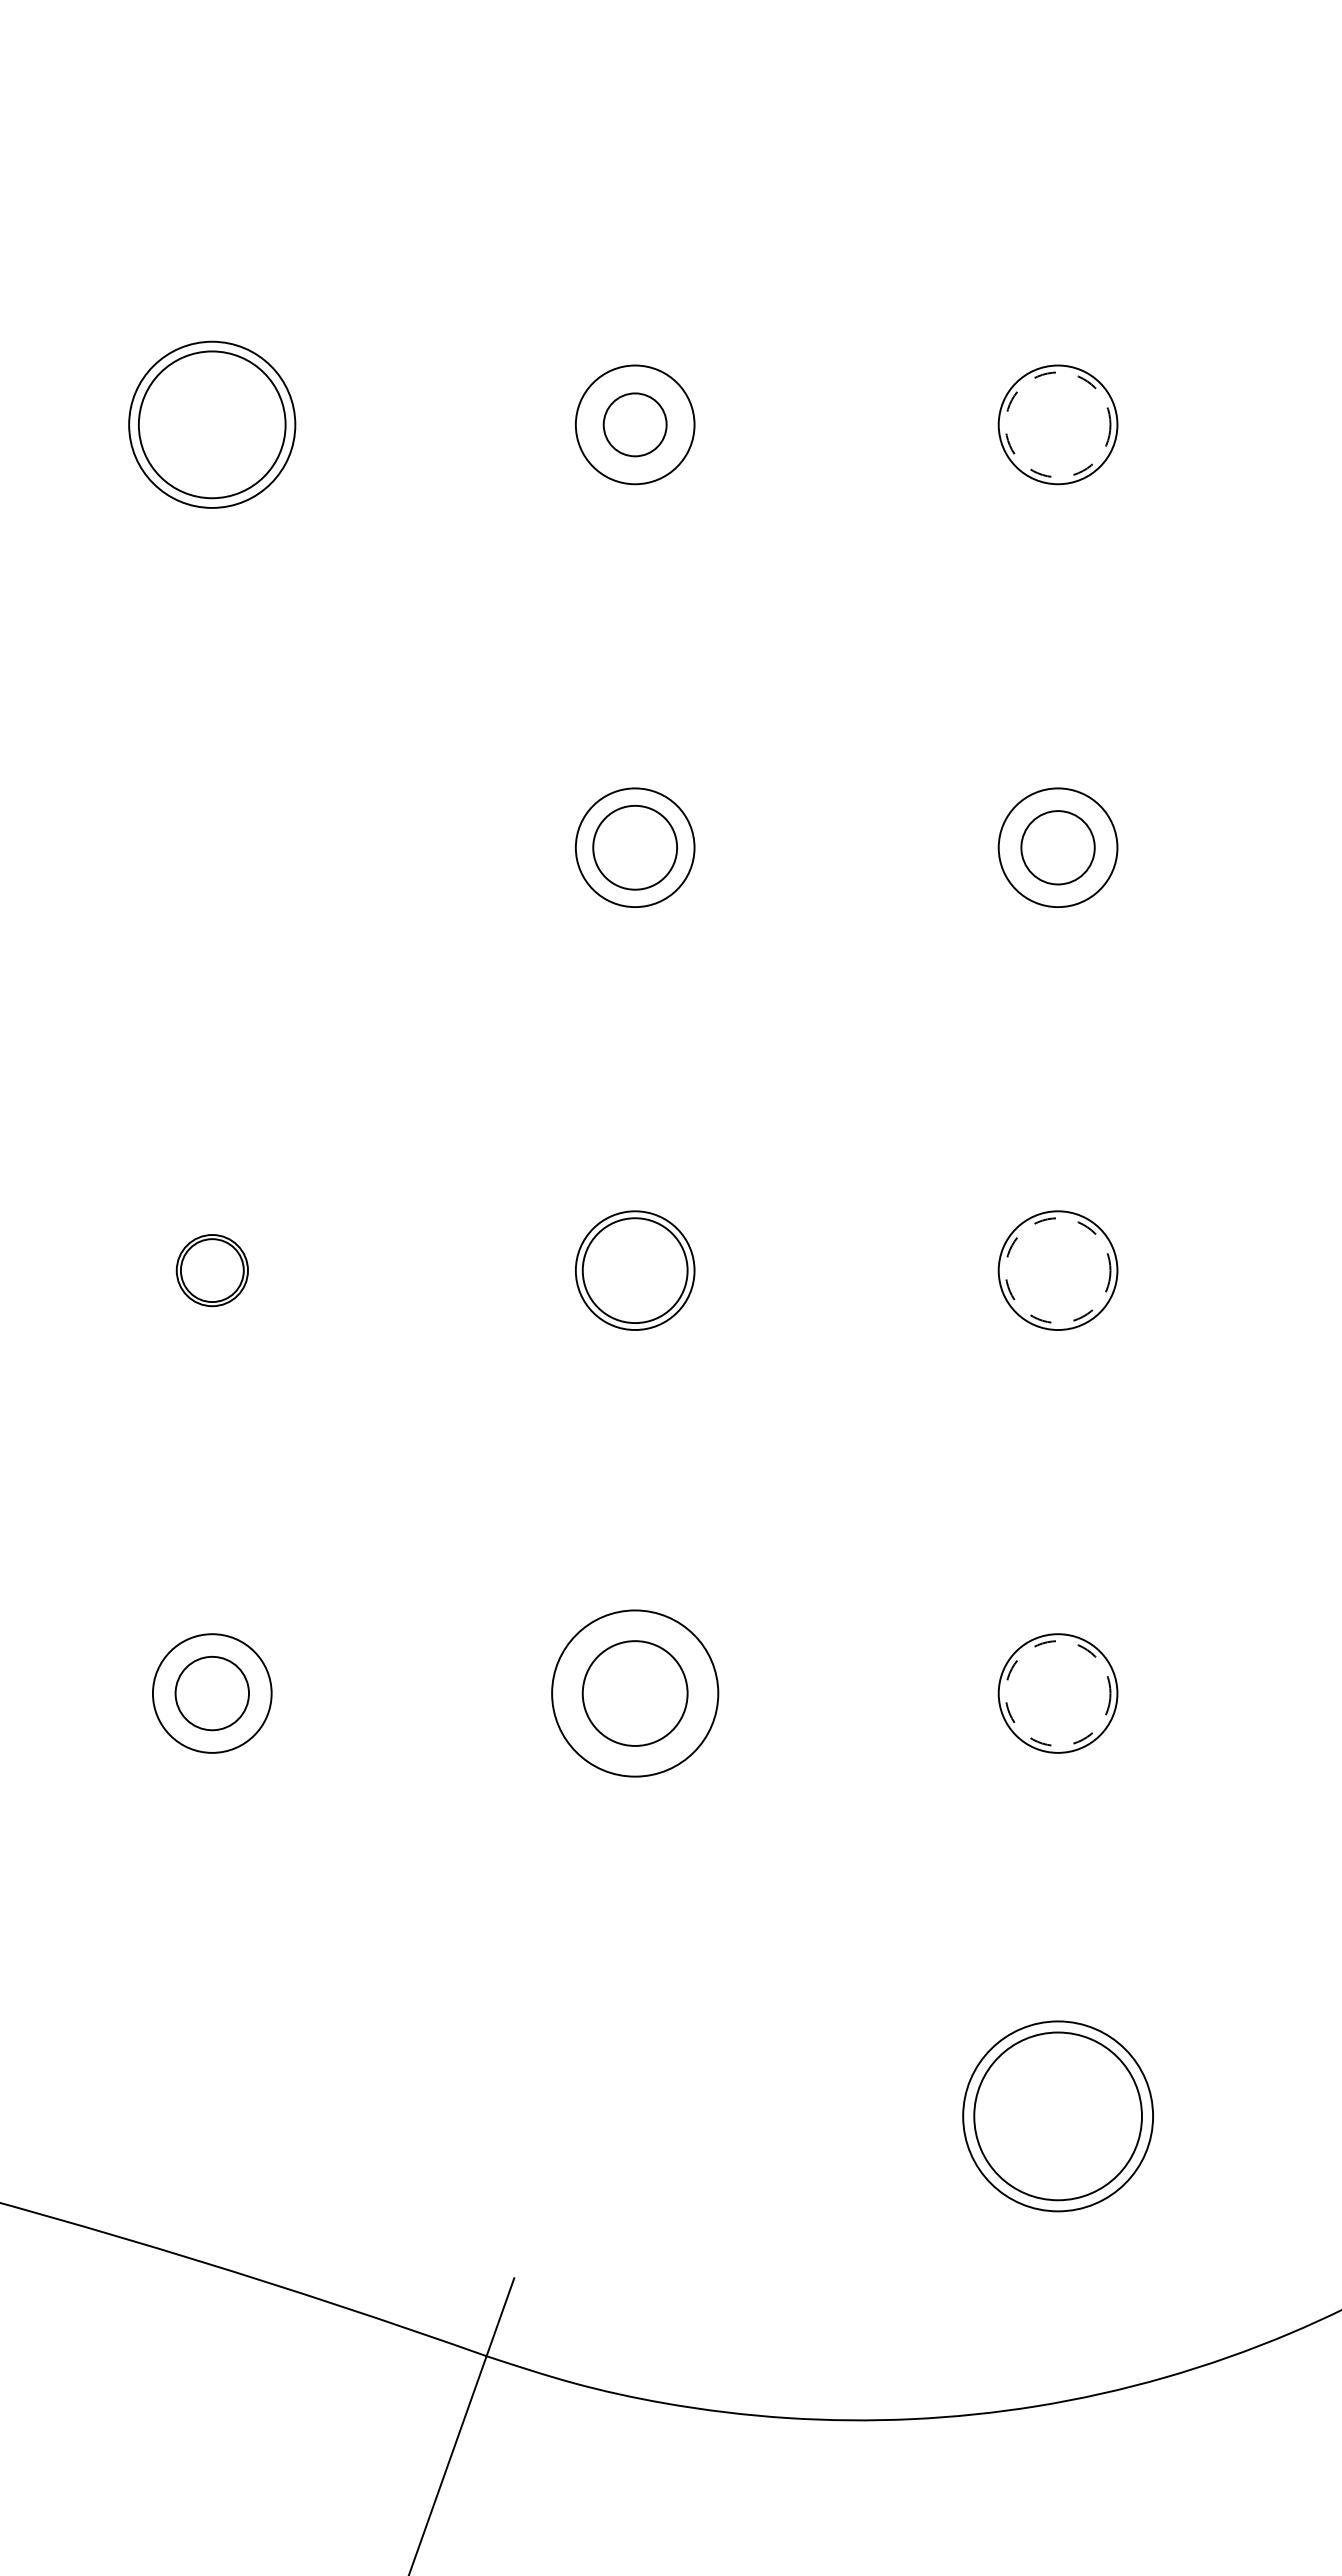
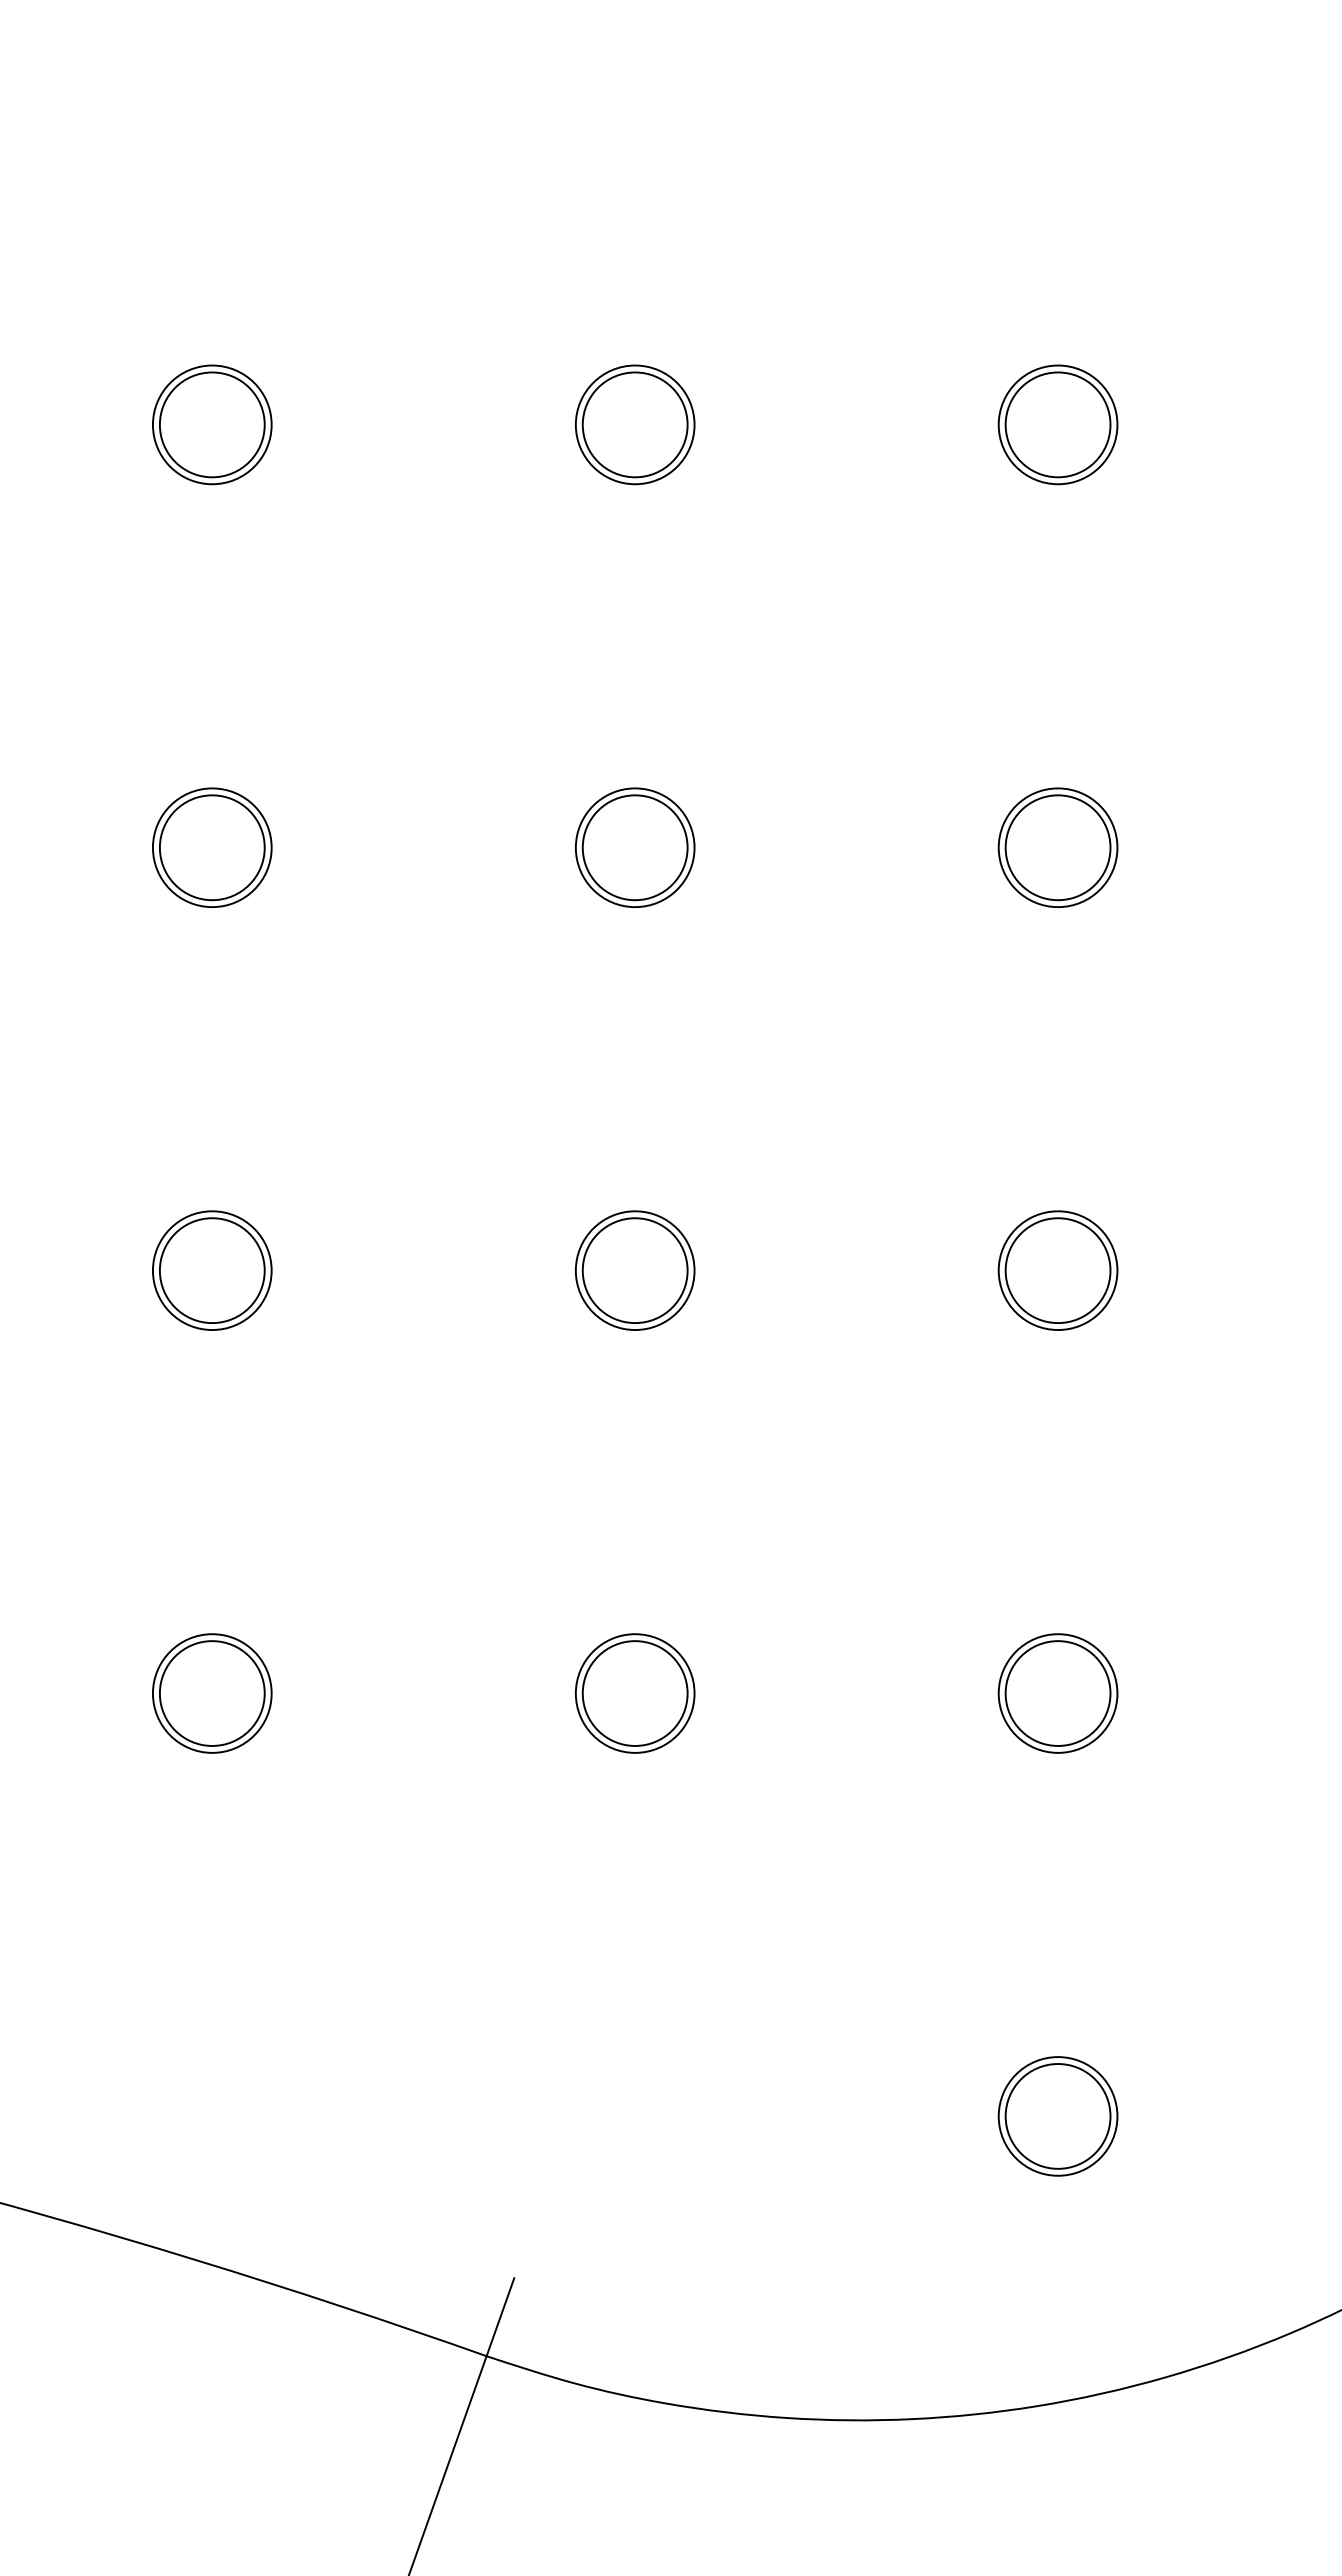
part size: 169x169 px -> 121x122 px (212, 424)
circle diameter: 63 px -> 105 px (634, 424)
circle: dashed -> solid (1057, 424)
part: none -> present (212, 847)
circle diameter: 84 px -> 105 px (634, 847)
circle diameter: 73 px -> 105 px (1057, 847)
part size: 74x74 px -> 121x121 px (212, 1270)
circle: dashed -> solid (1057, 1270)
circle diameter: 73 px -> 105 px (211, 1693)
circle diameter: 166 px -> 119 px (634, 1693)
circle: dashed -> solid (1057, 1693)
part size: 192x193 px -> 122x121 px (1057, 2116)
